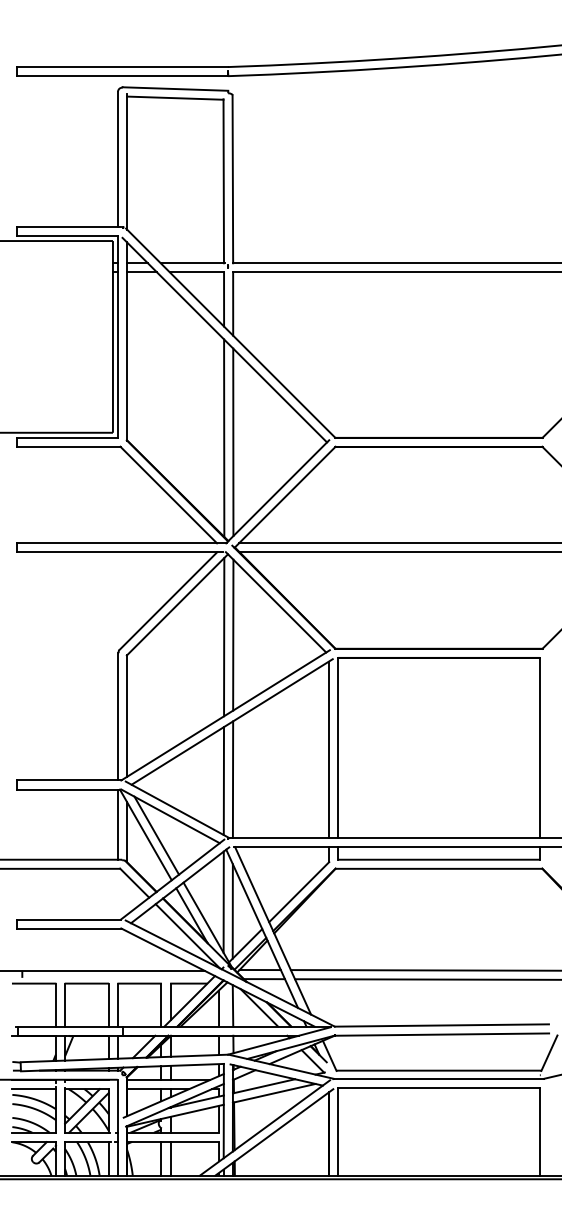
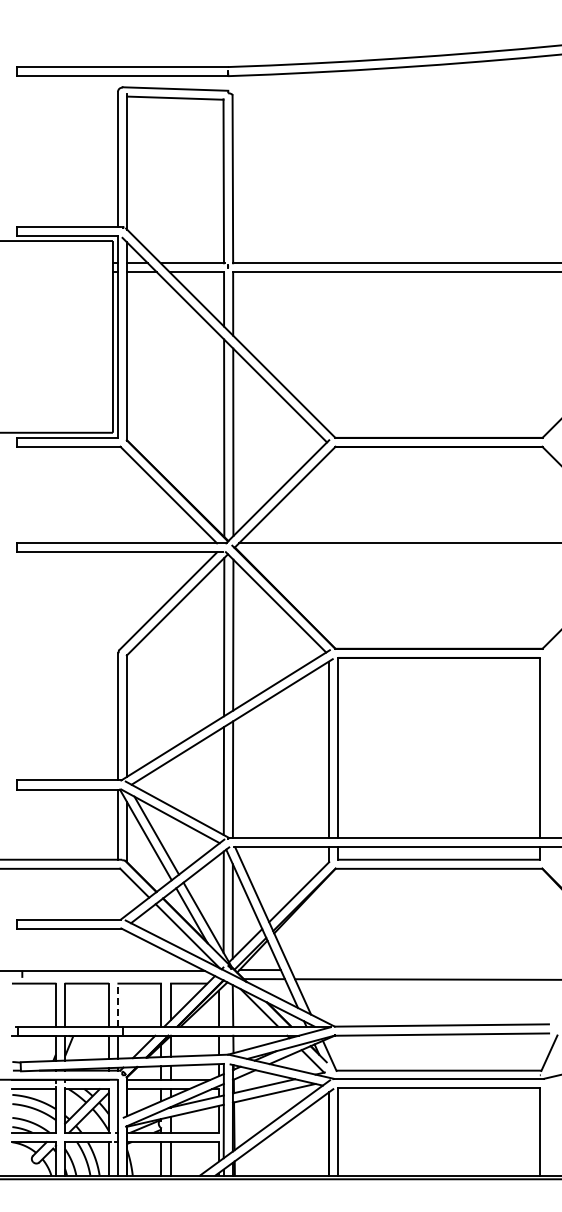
line: present -> none (398, 552)
line: present -> none (424, 970)
line: solid -> dashed (117, 1005)
